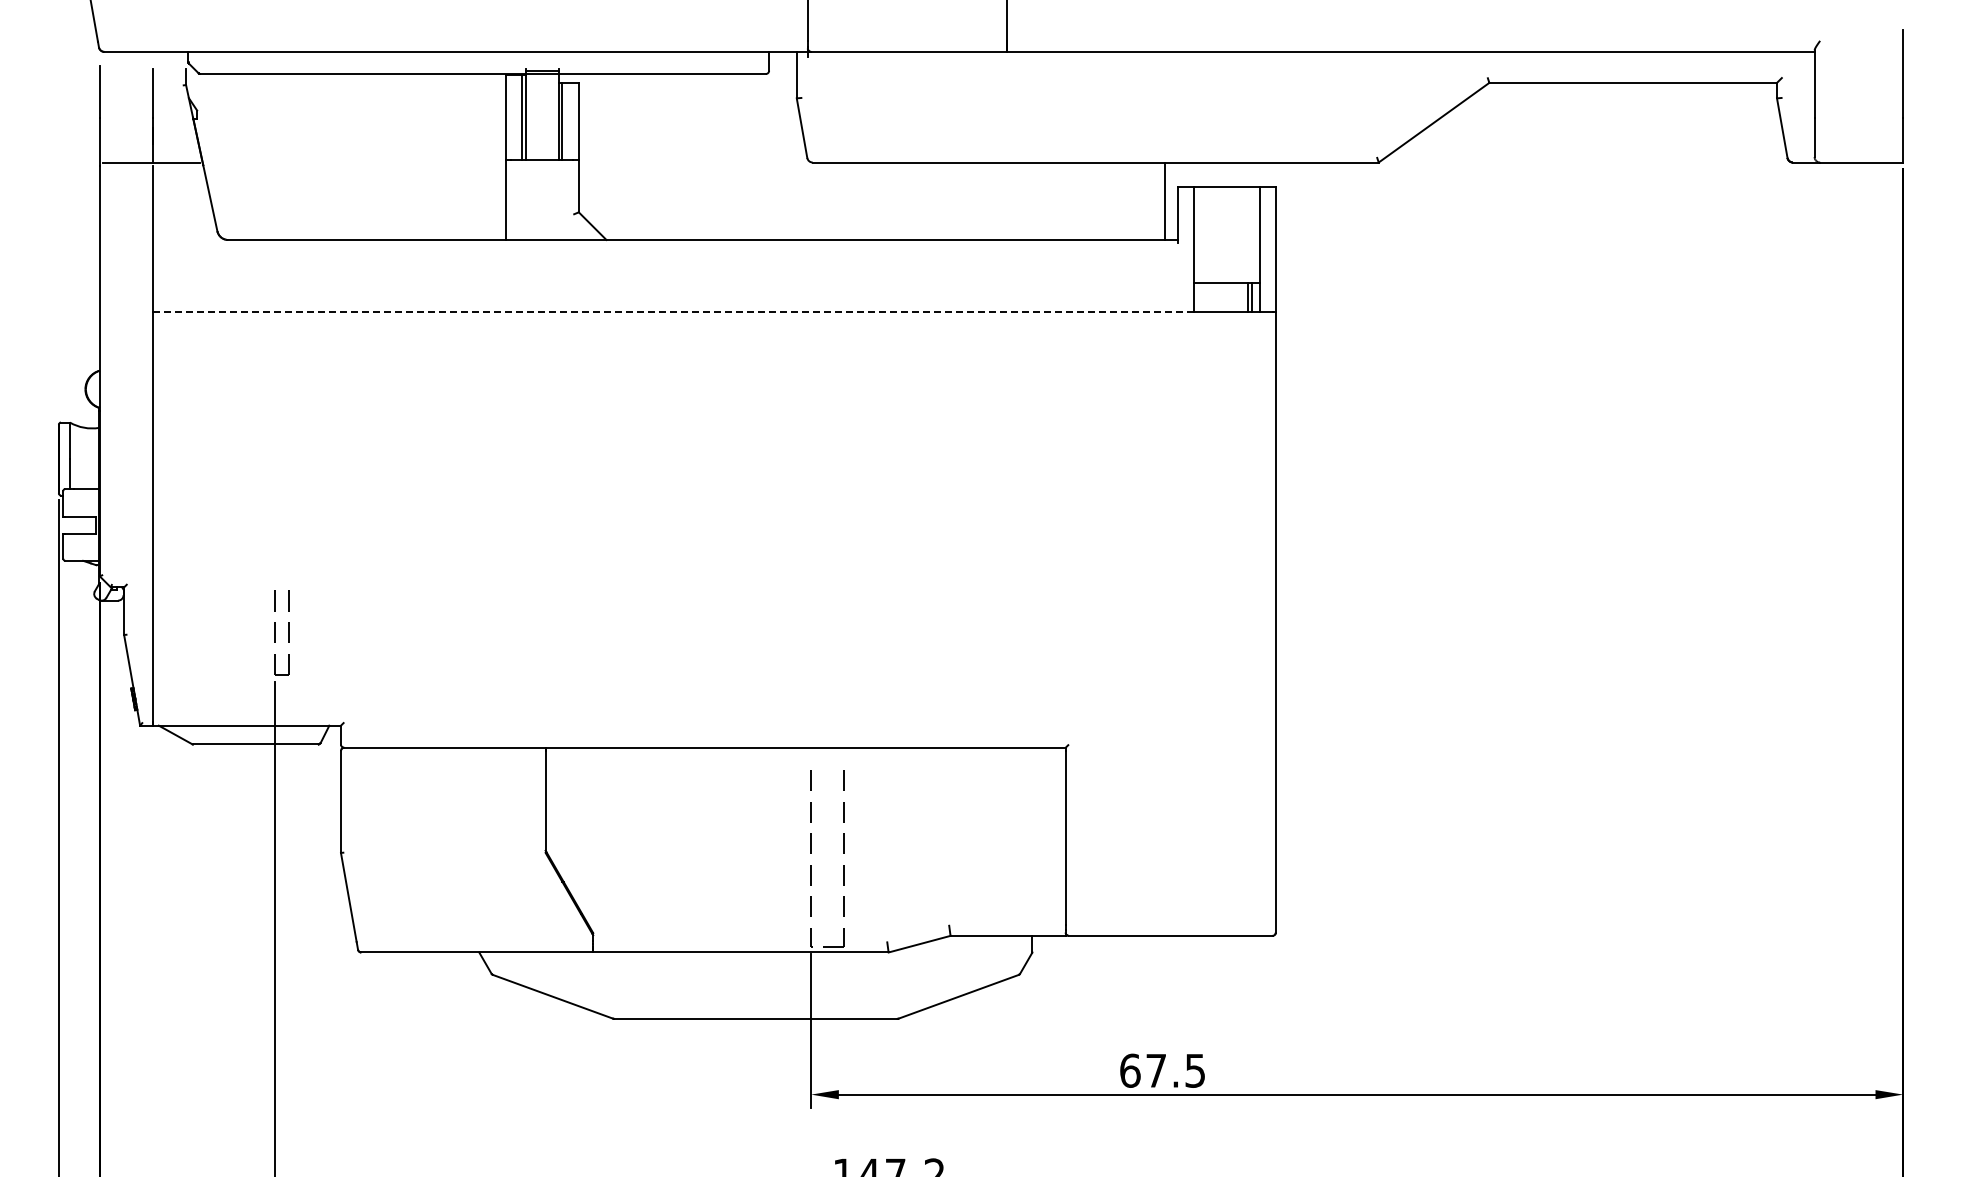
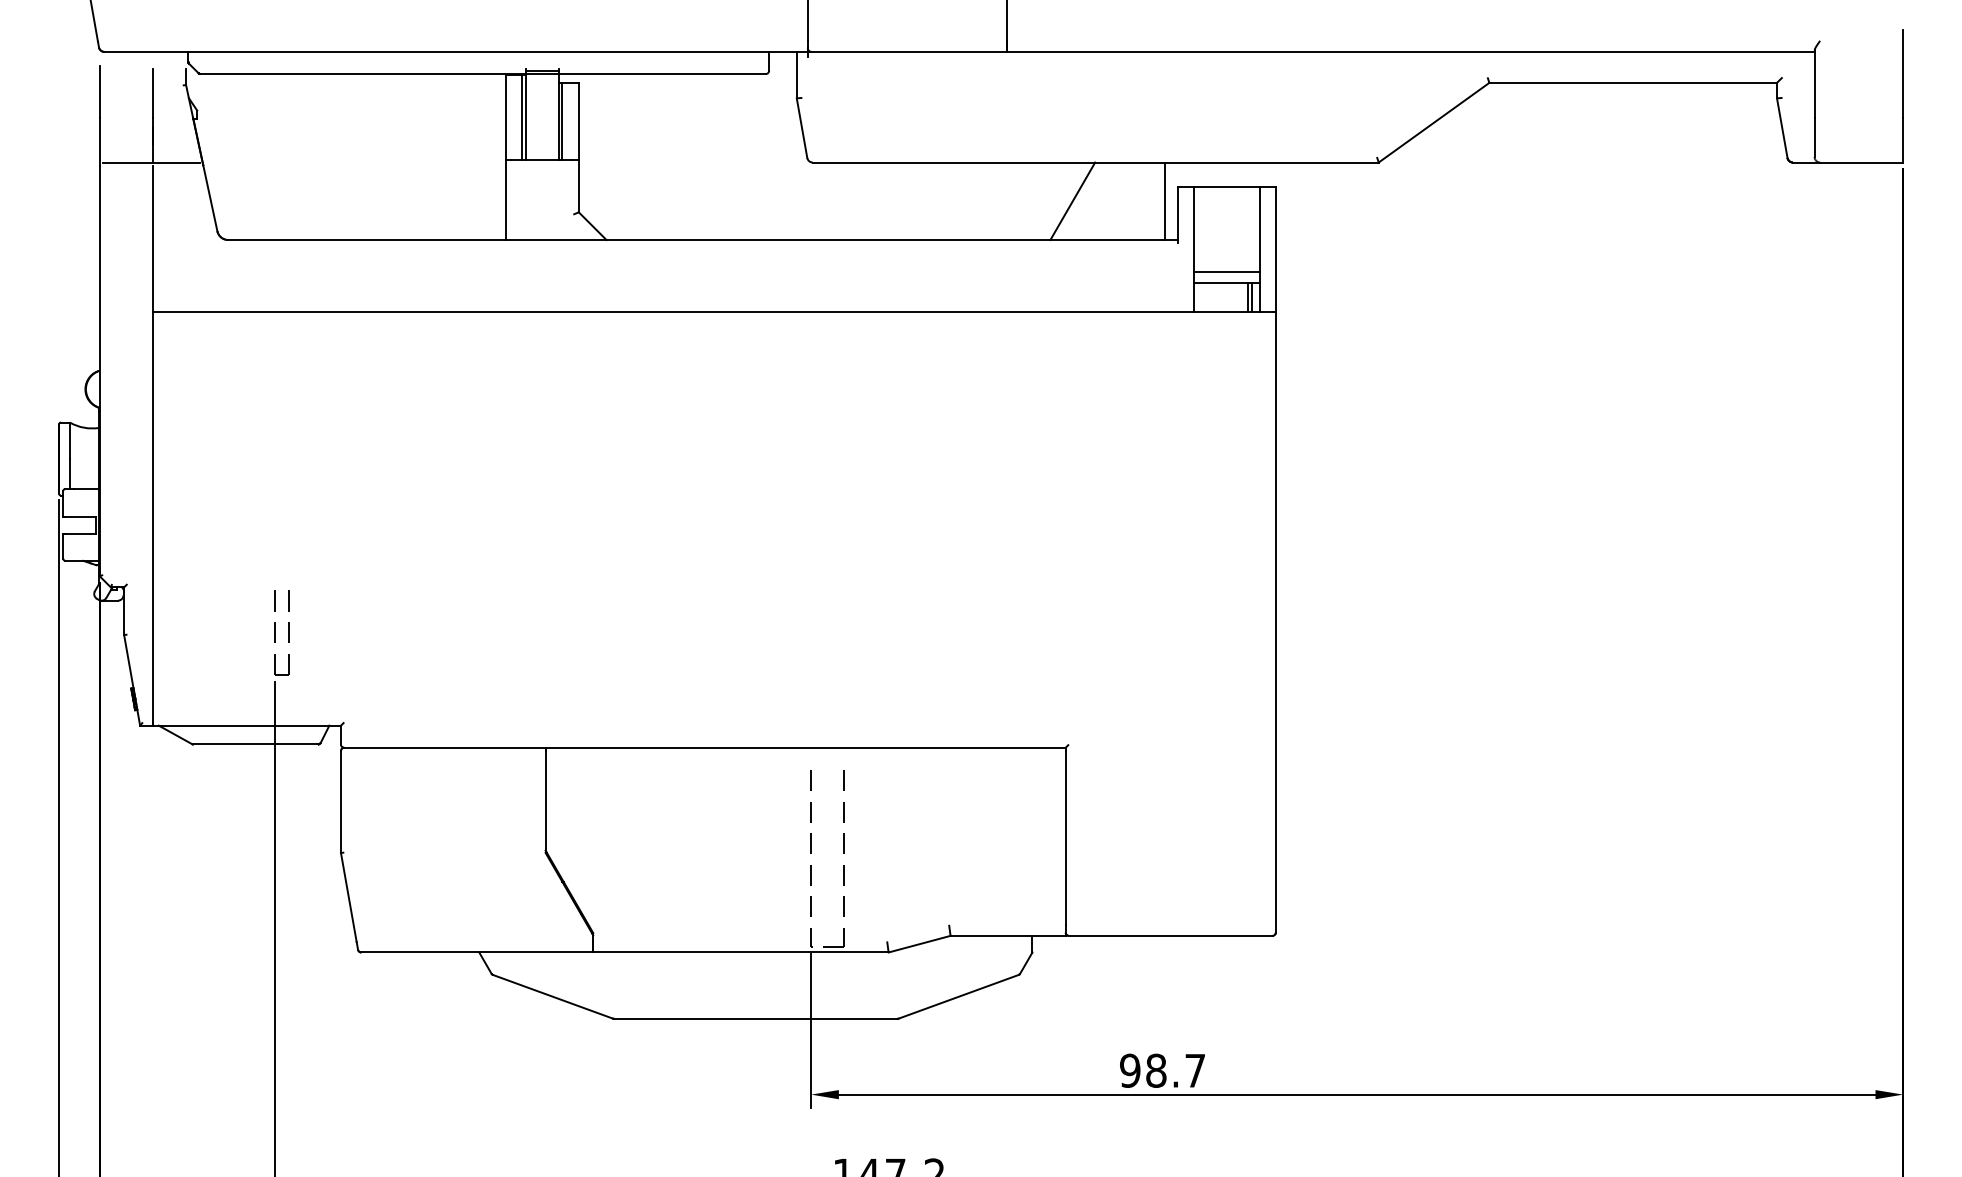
line: none -> present (1072, 201)
line: none -> present (1226, 272)
line: dashed -> solid (673, 311)
text: 67.5 -> 98.7 (1162, 1070)
